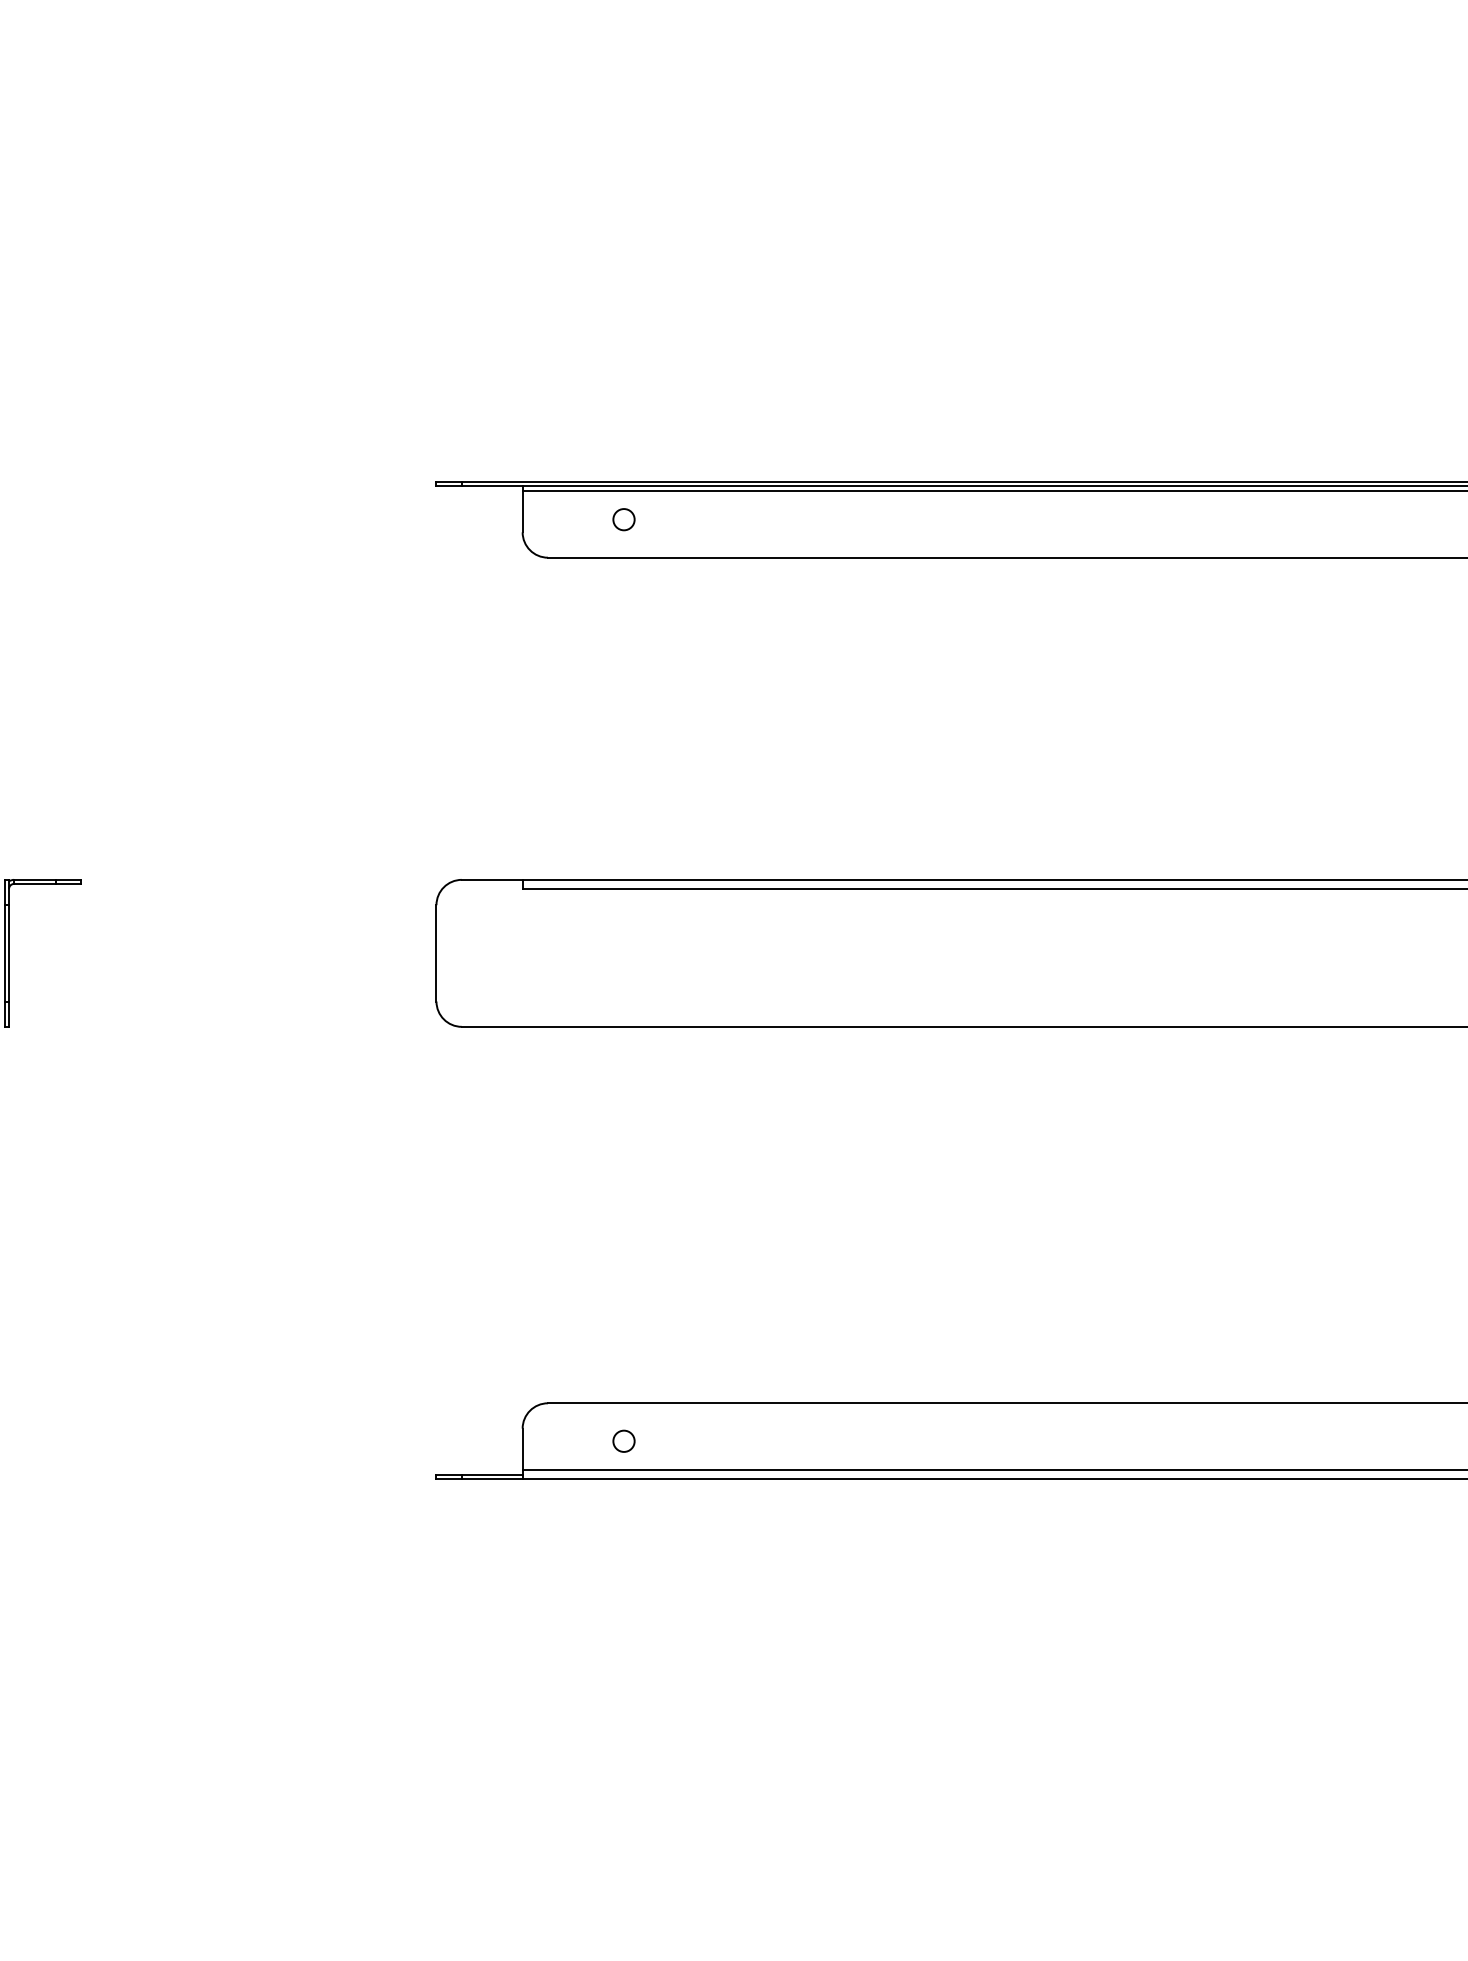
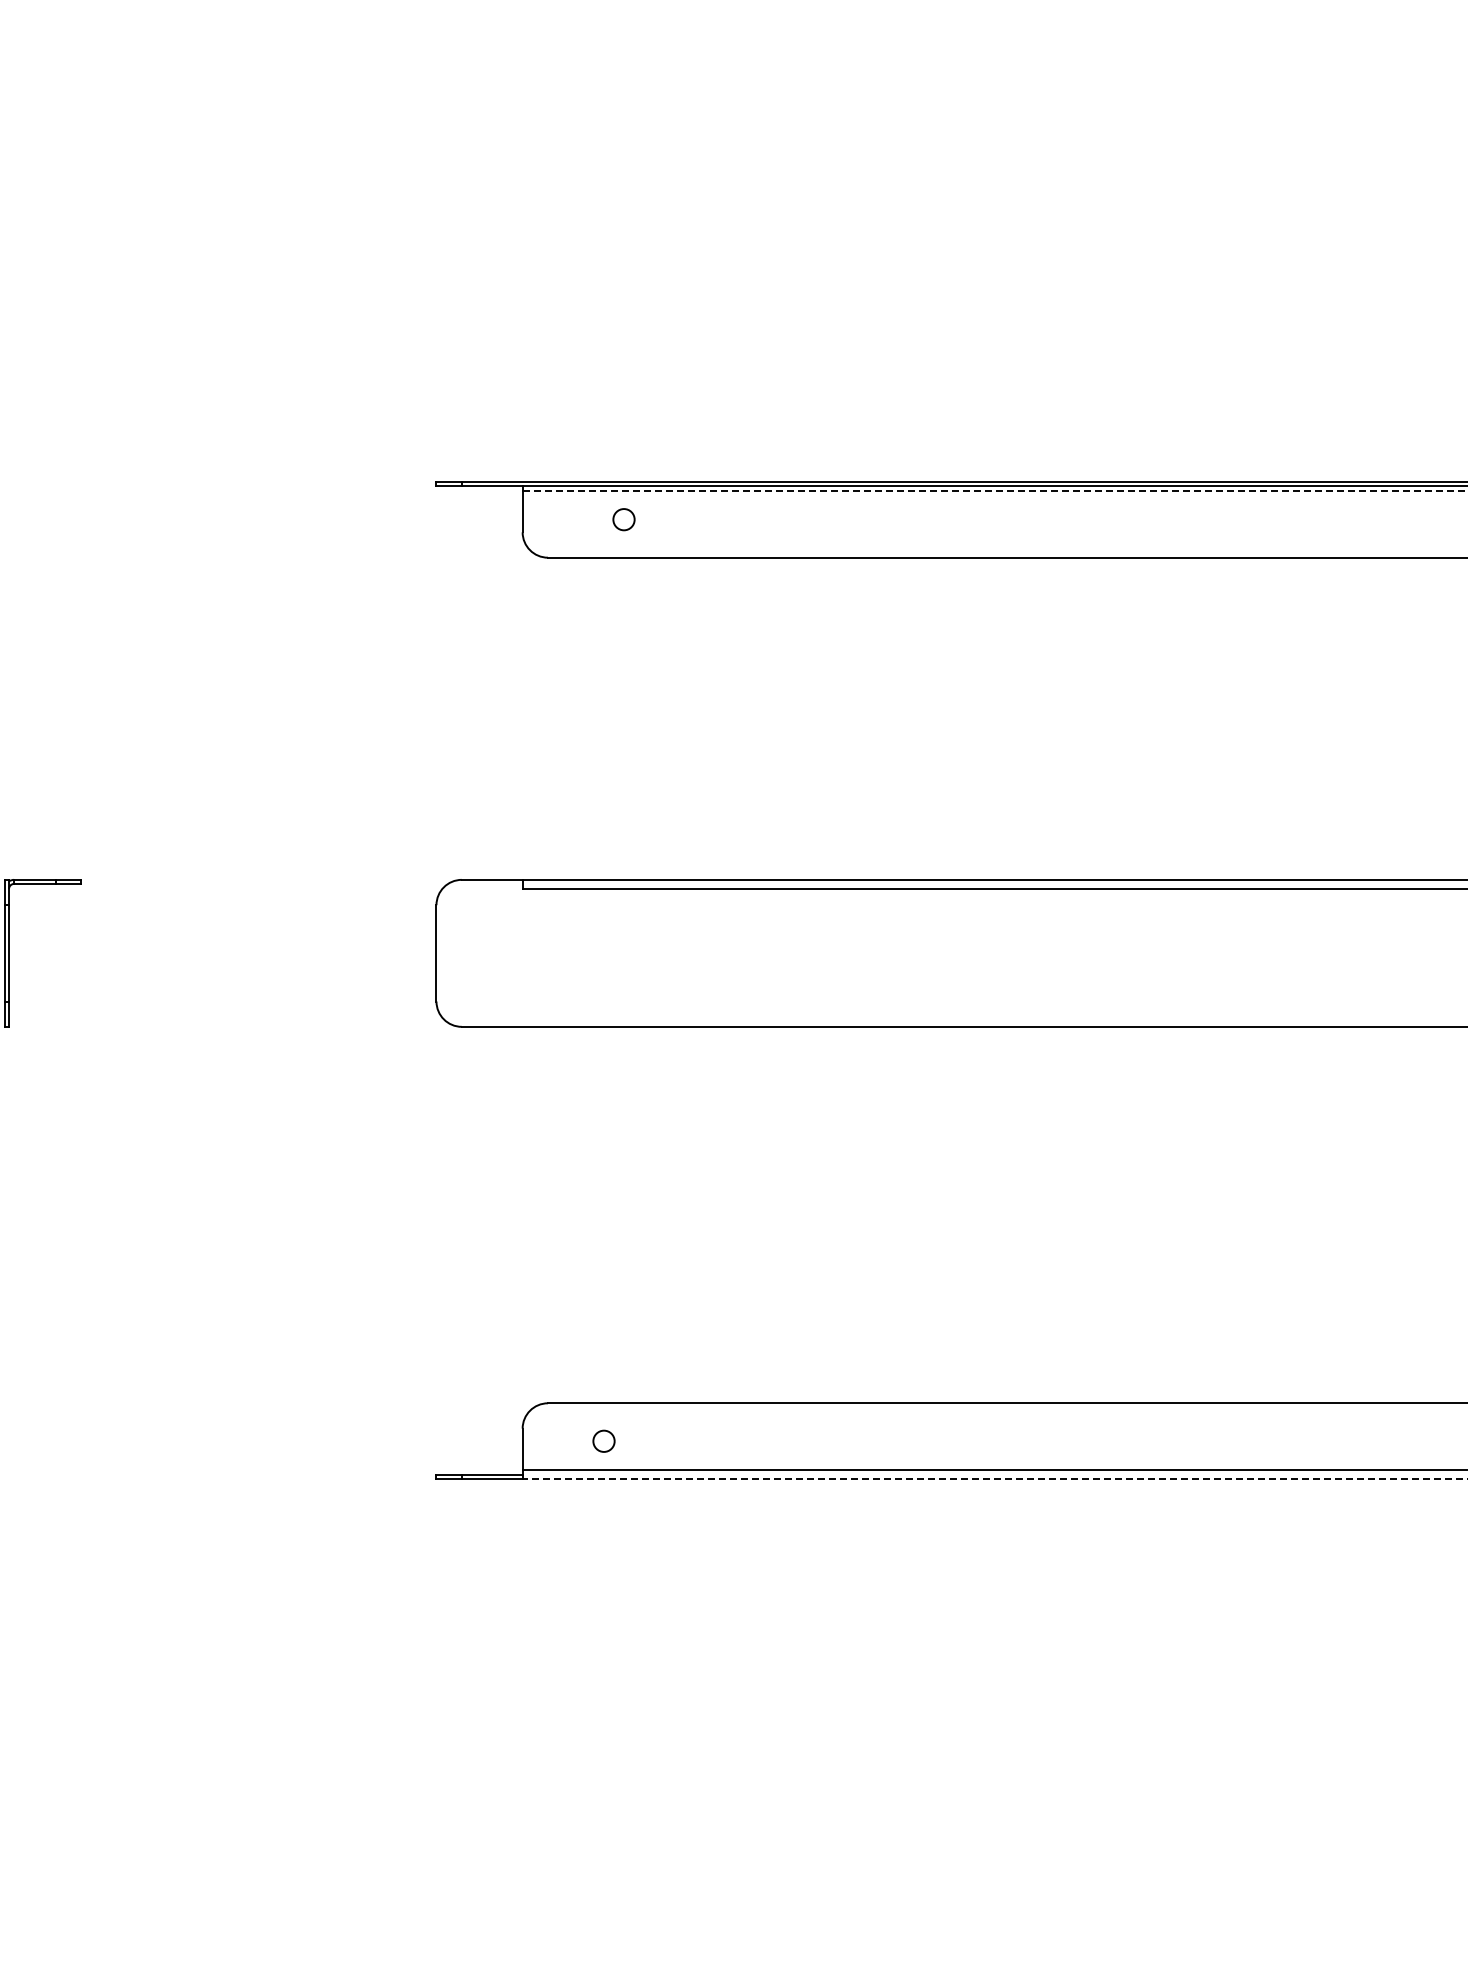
line: solid -> dashed (995, 490)
circle position: (623, 1440) -> (603, 1440) (603, 1440)
line: solid -> dashed (994, 1479)
